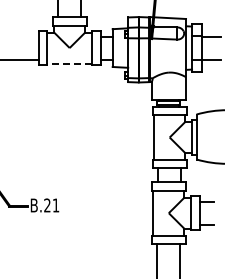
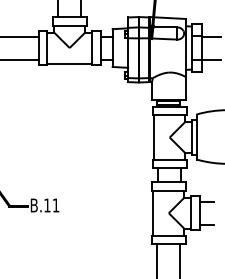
line: none -> present (20, 36)
line: dashed -> solid (69, 63)
text: B.21 -> B.11 (47, 205)
